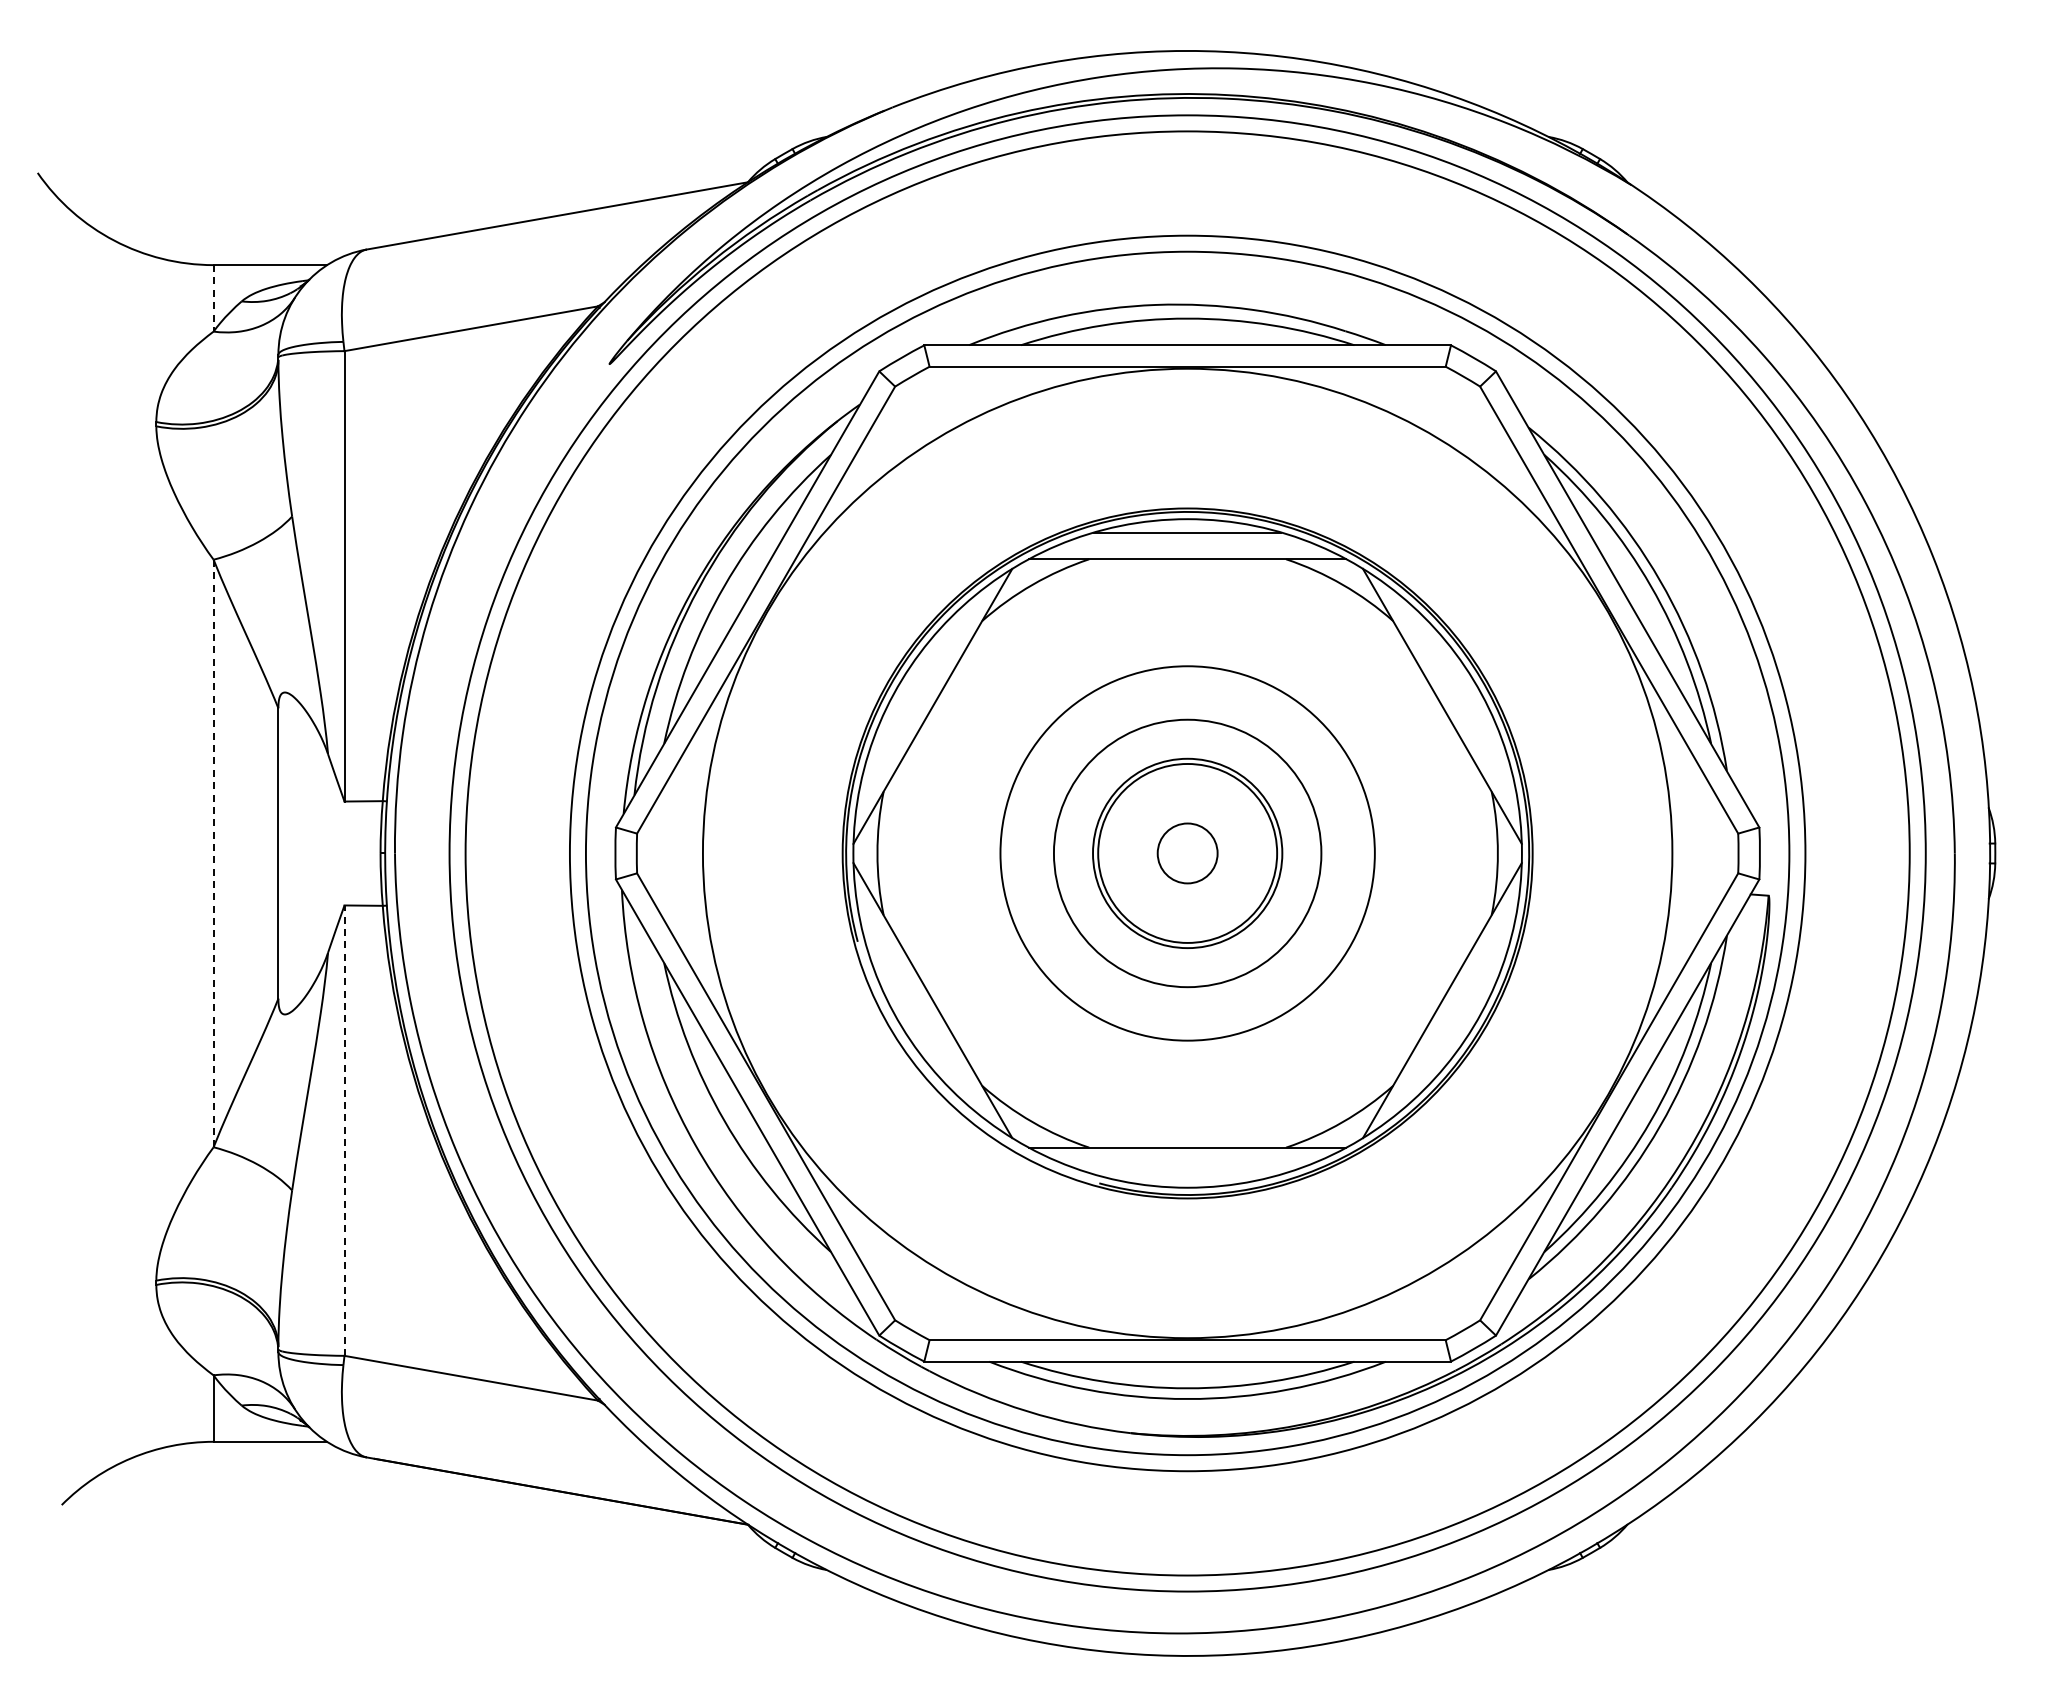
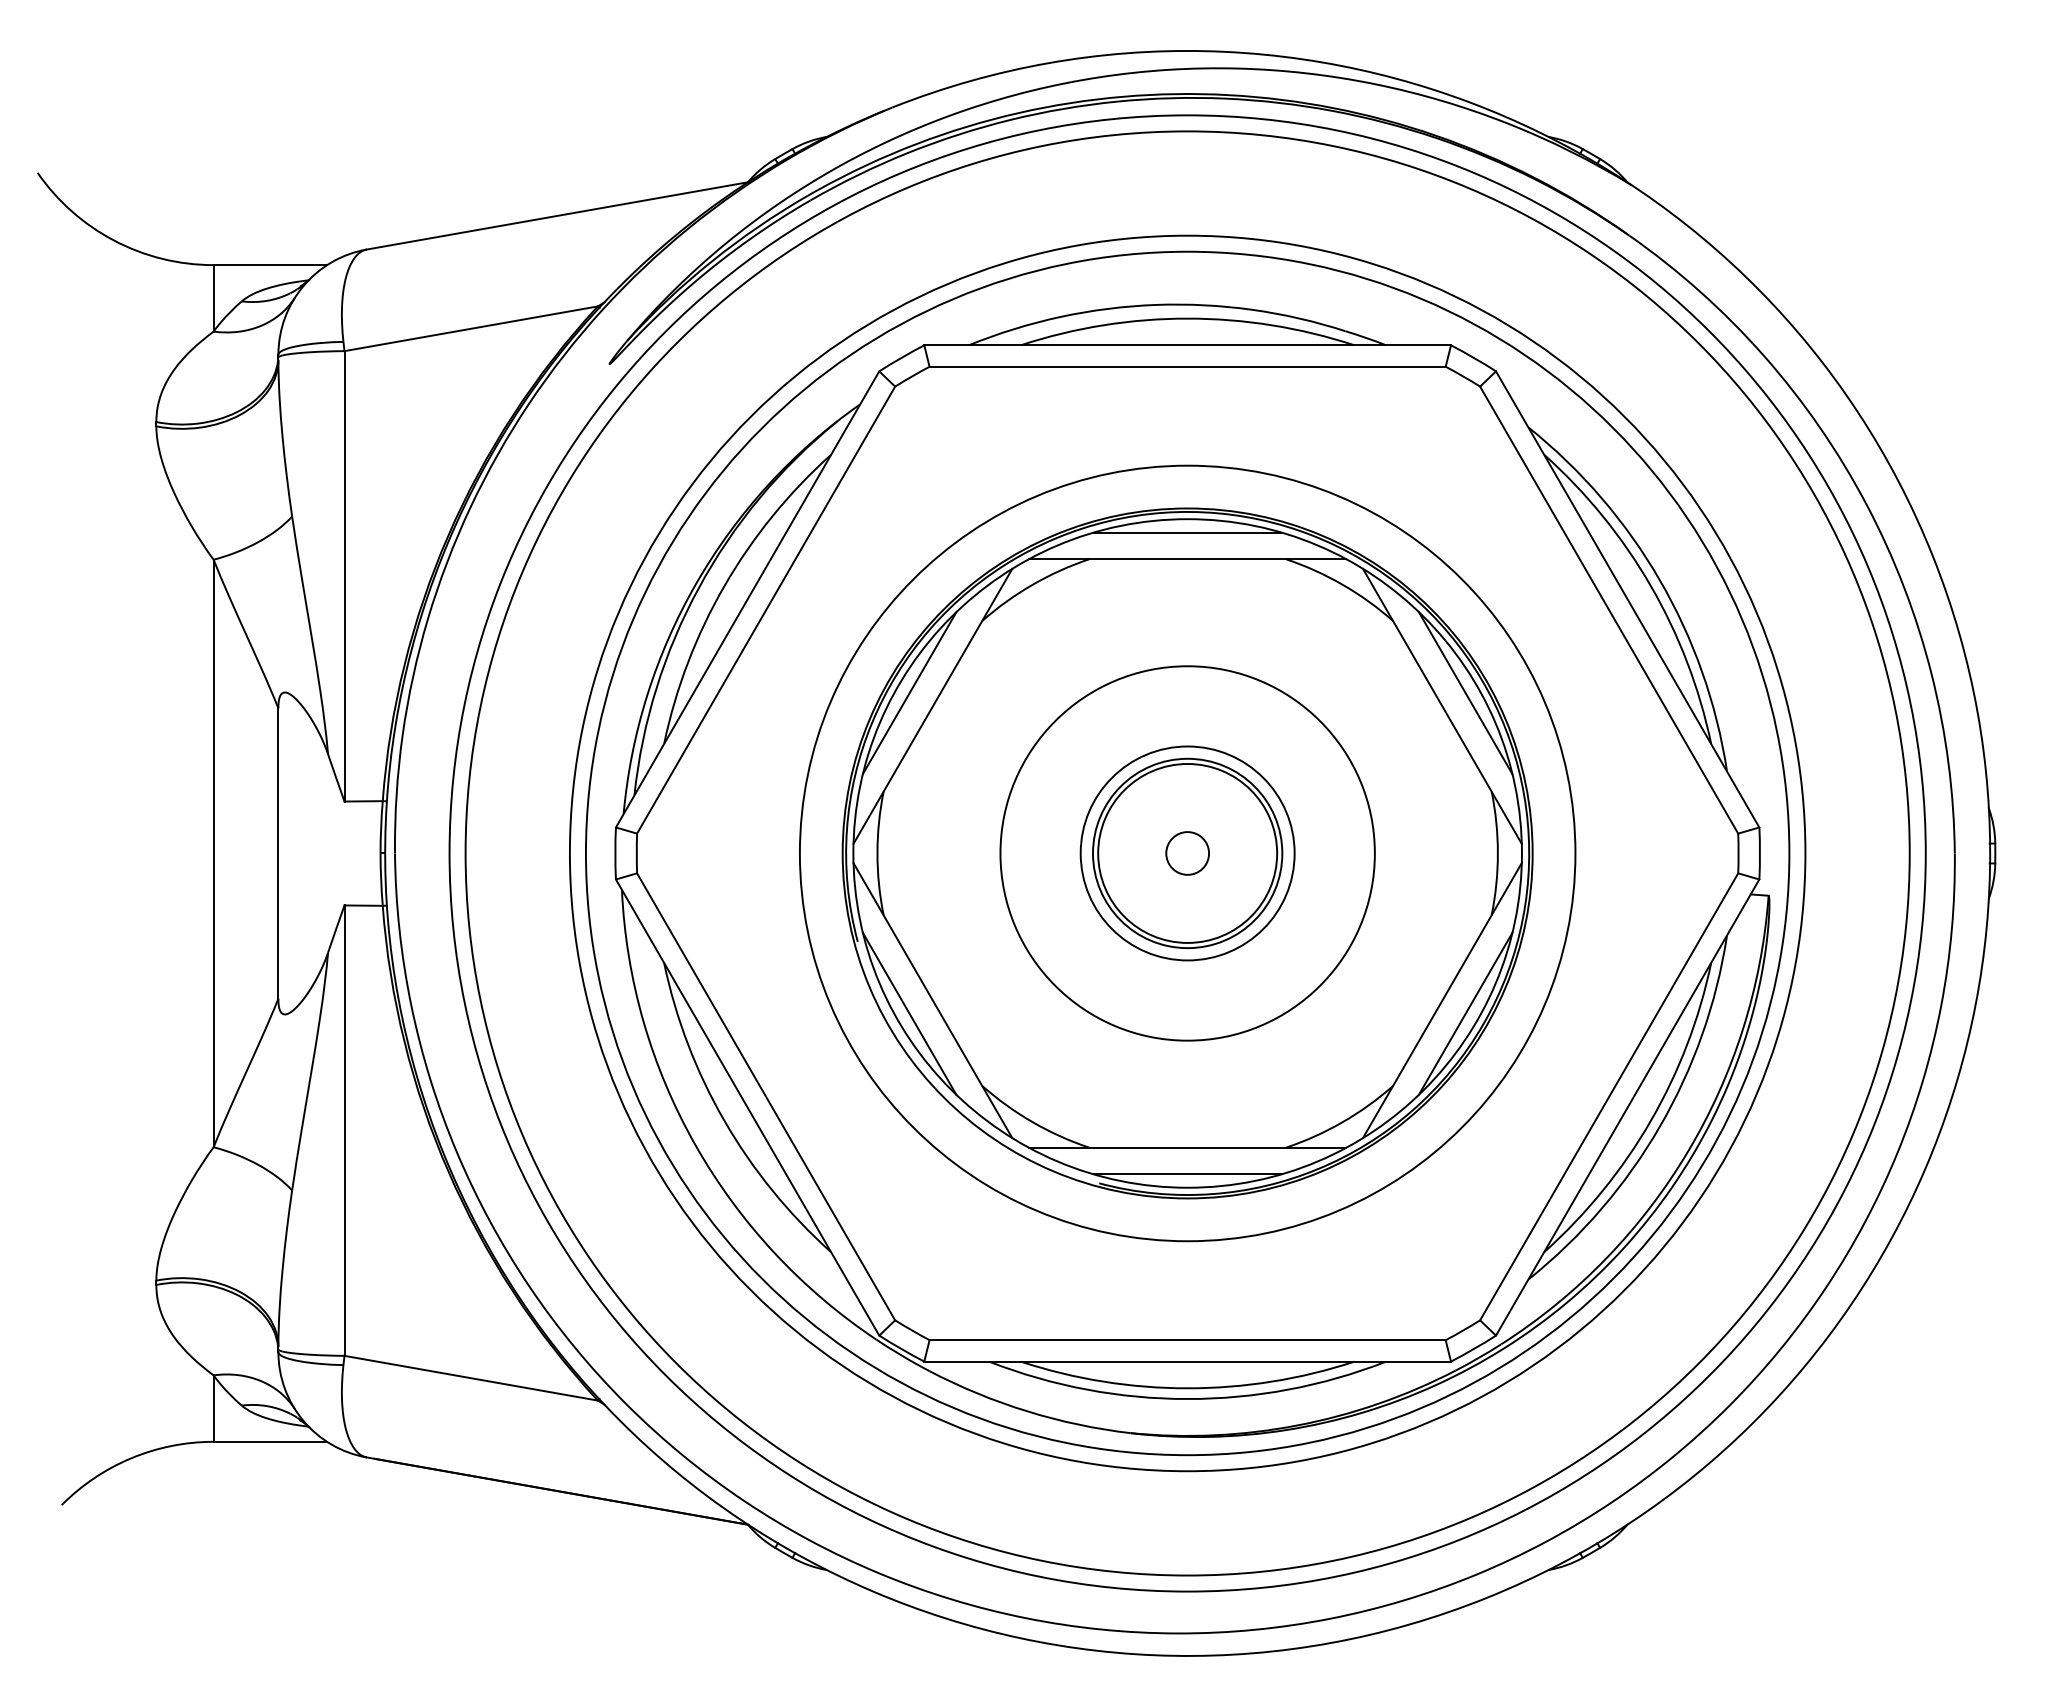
line: dashed -> solid (213, 298)
line: none -> present (909, 692)
line: none -> present (1465, 692)
line: dashed -> solid (213, 853)
circle diameter: 267 px -> 214 px (1187, 853)
circle diameter: 60 px -> 43 px (1187, 853)
circle diameter: 969 px -> 776 px (1187, 853)
line: none -> present (909, 1013)
line: none -> present (1465, 1013)
line: dashed -> solid (344, 1130)
line: none -> present (1187, 1174)
